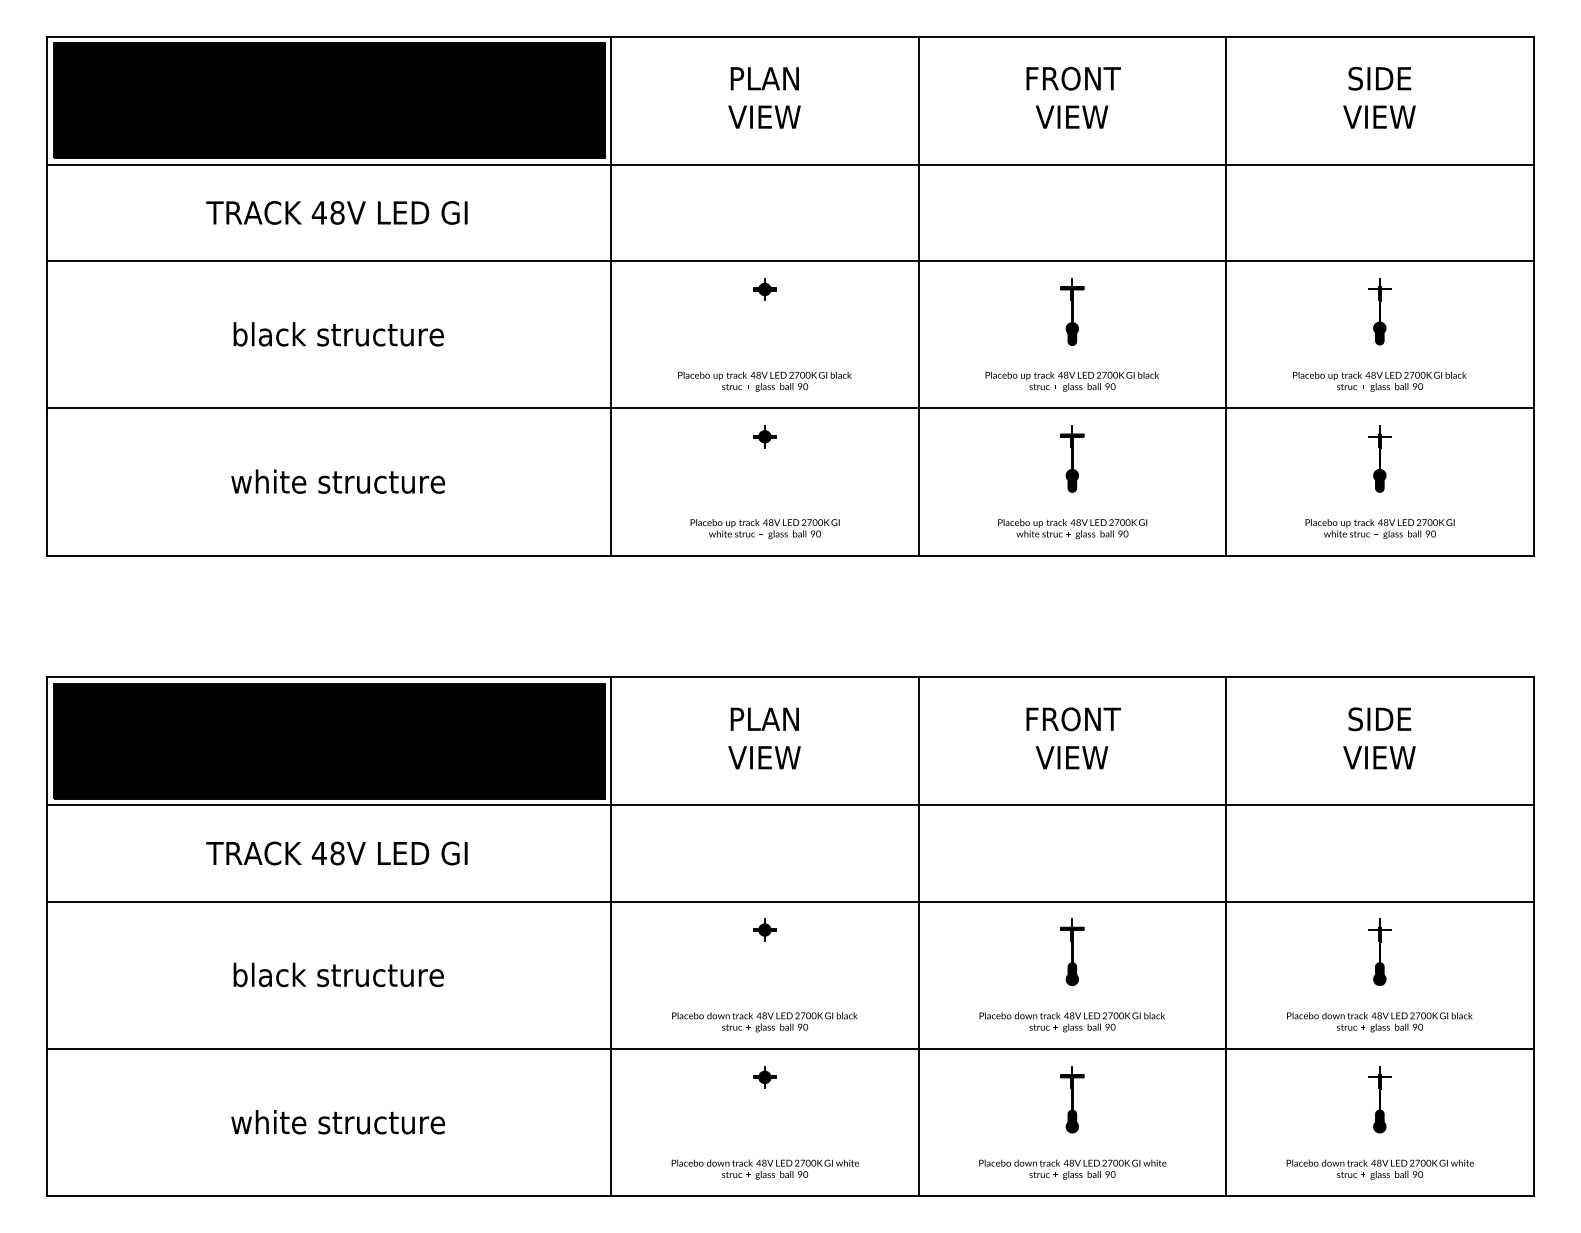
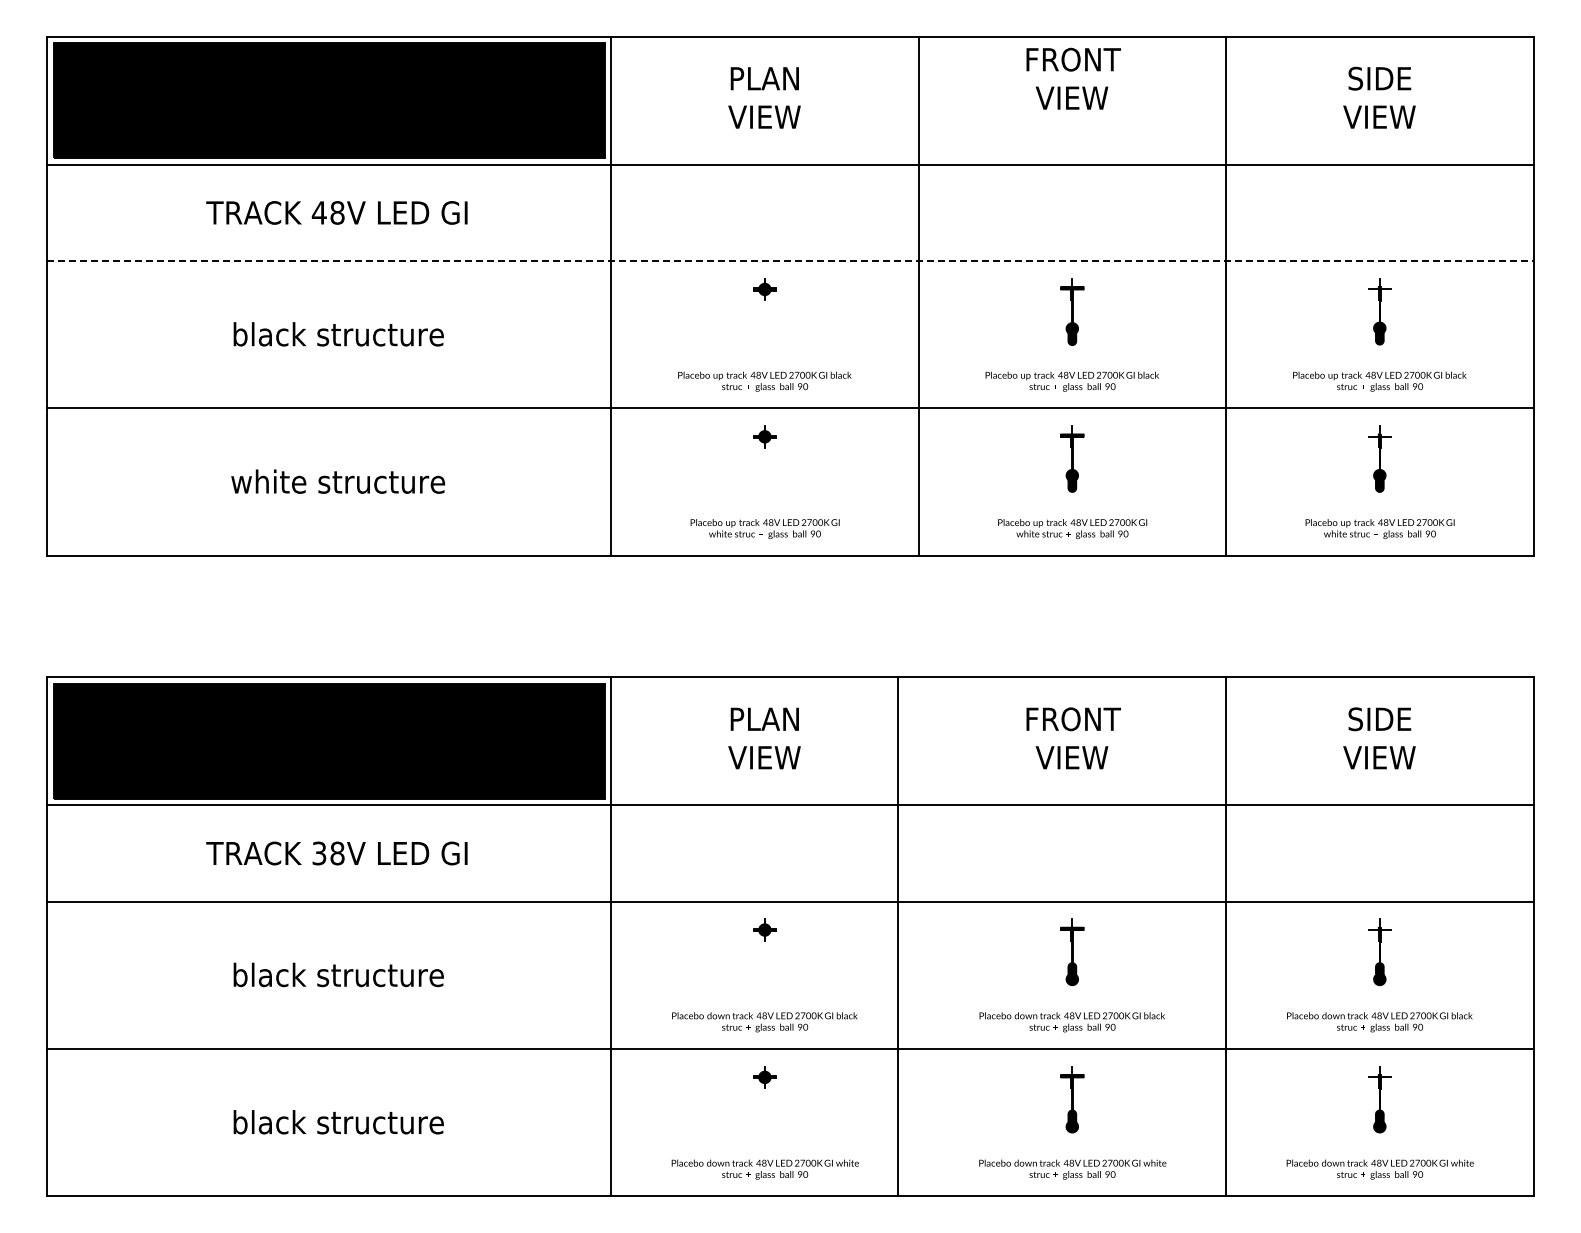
text position: (1073, 97) -> (1073, 78) (1073, 78)
line: solid -> dashed (790, 260)
text: 48V -> 38V (318, 853)
line position: (918, 936) -> (897, 936) (897, 936)
text: white structure -> black structure (338, 1122)
